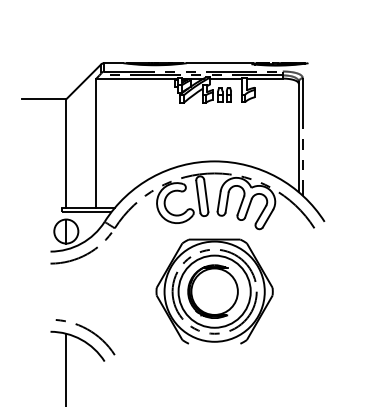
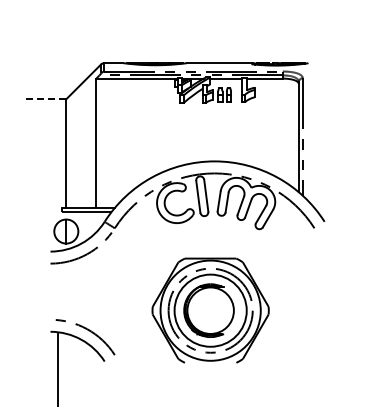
line: solid -> dashed (43, 99)
part position: (214, 291) -> (210, 310) (210, 310)
line position: (66, 368) -> (58, 368) (58, 368)
